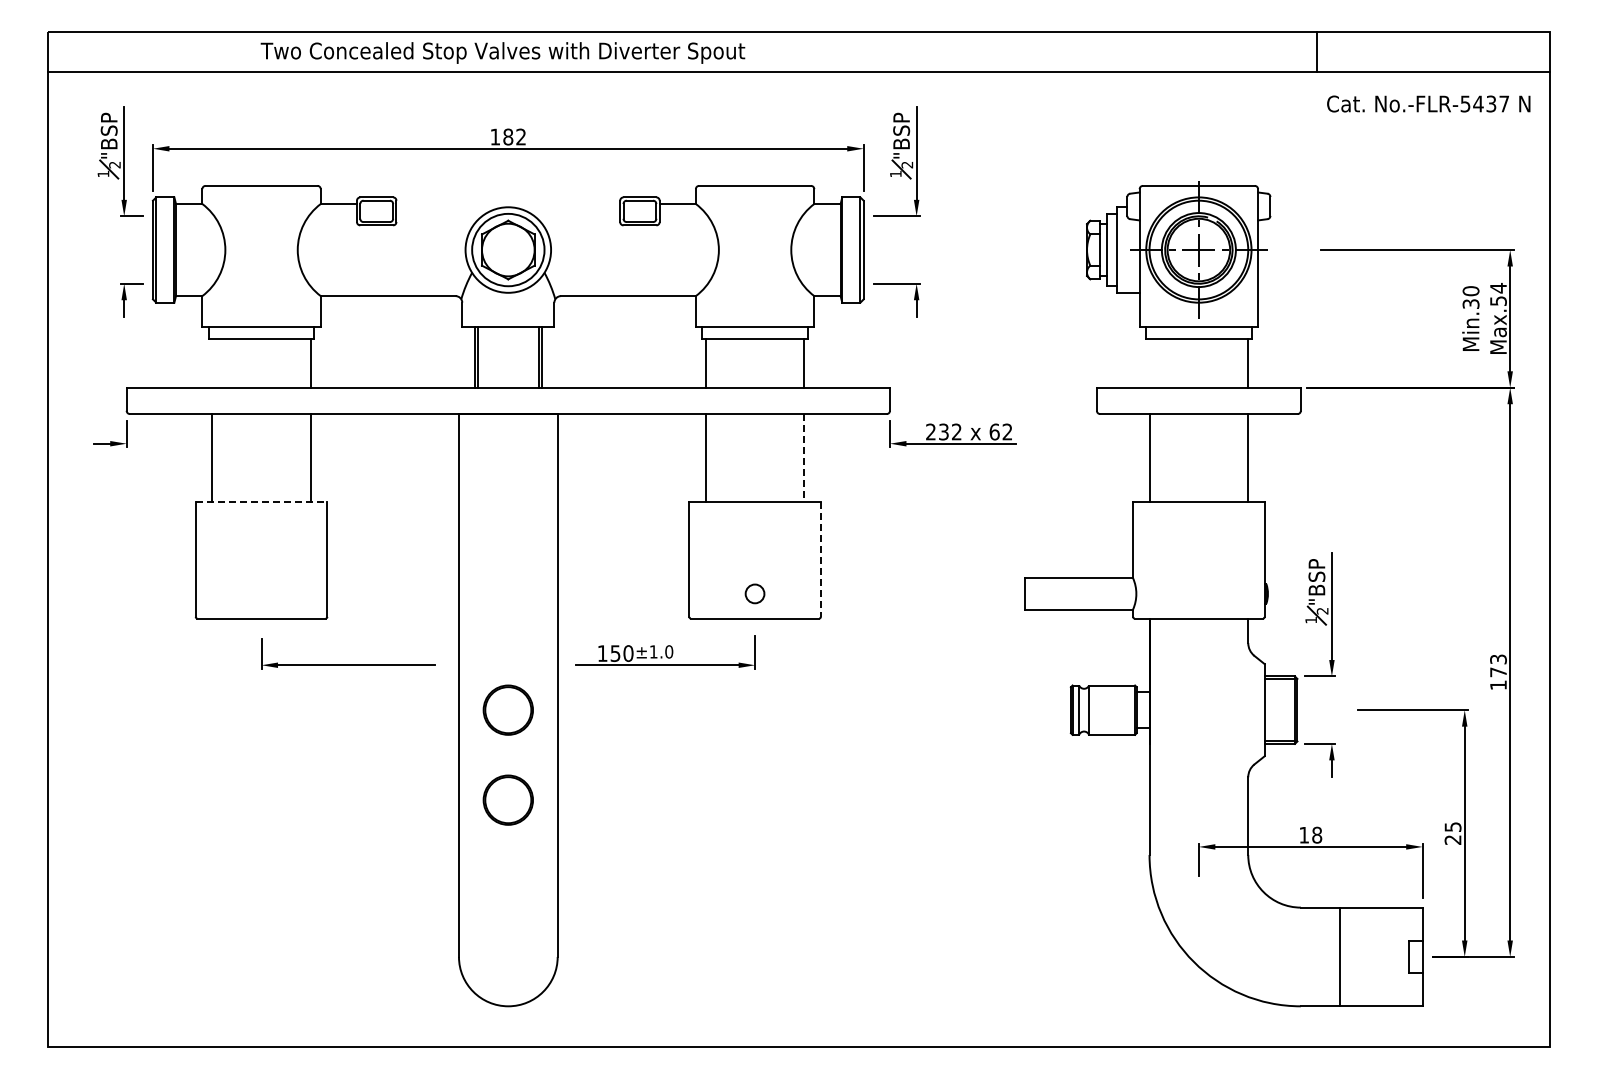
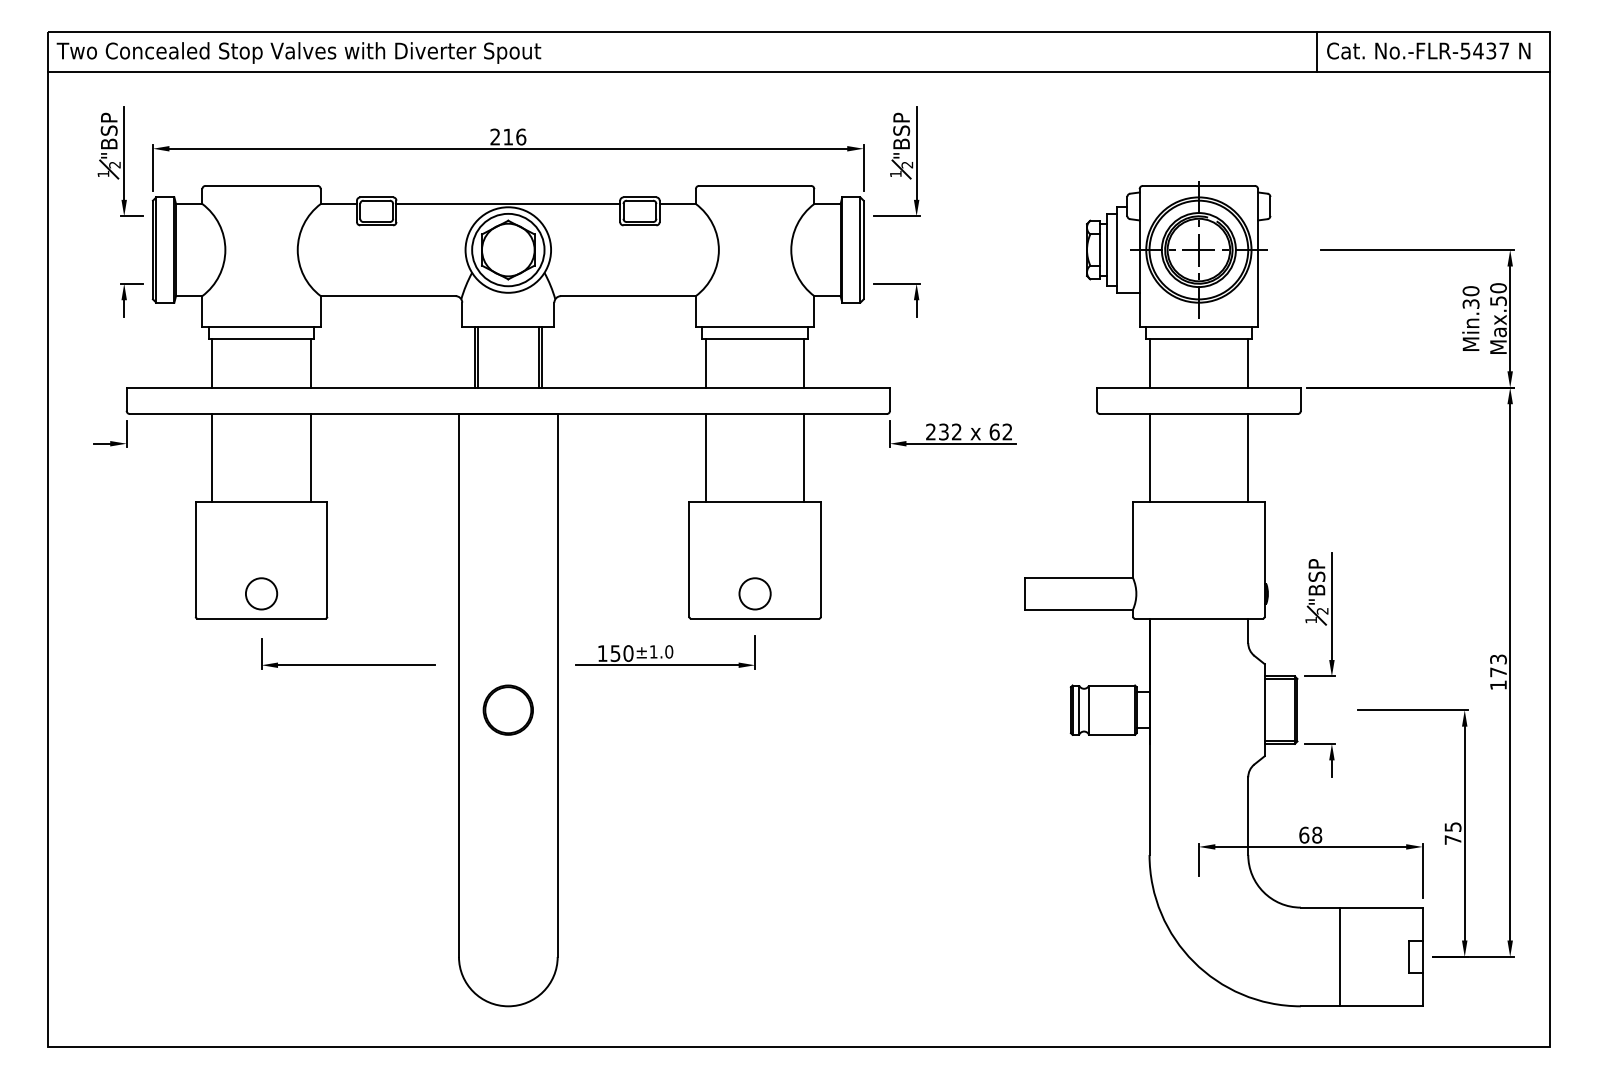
text position: (502, 52) -> (298, 52) (298, 52)
text position: (1428, 103) -> (1428, 50) (1428, 50)
text: 182 -> 216 (508, 136)
line: none -> present (508, 204)
text: Max.54 -> Max.50 (1498, 287)
line: none -> present (212, 362)
line: none -> present (1149, 362)
line: dashed -> solid (804, 457)
line: dashed -> solid (261, 501)
line: dashed -> solid (820, 559)
circle: none -> present (261, 593)
circle size: 22x22 px -> 34x34 px (754, 593)
part: present -> none (507, 799)
text: 18 -> 68 (1304, 834)
text: 25 -> 75 (1452, 839)
